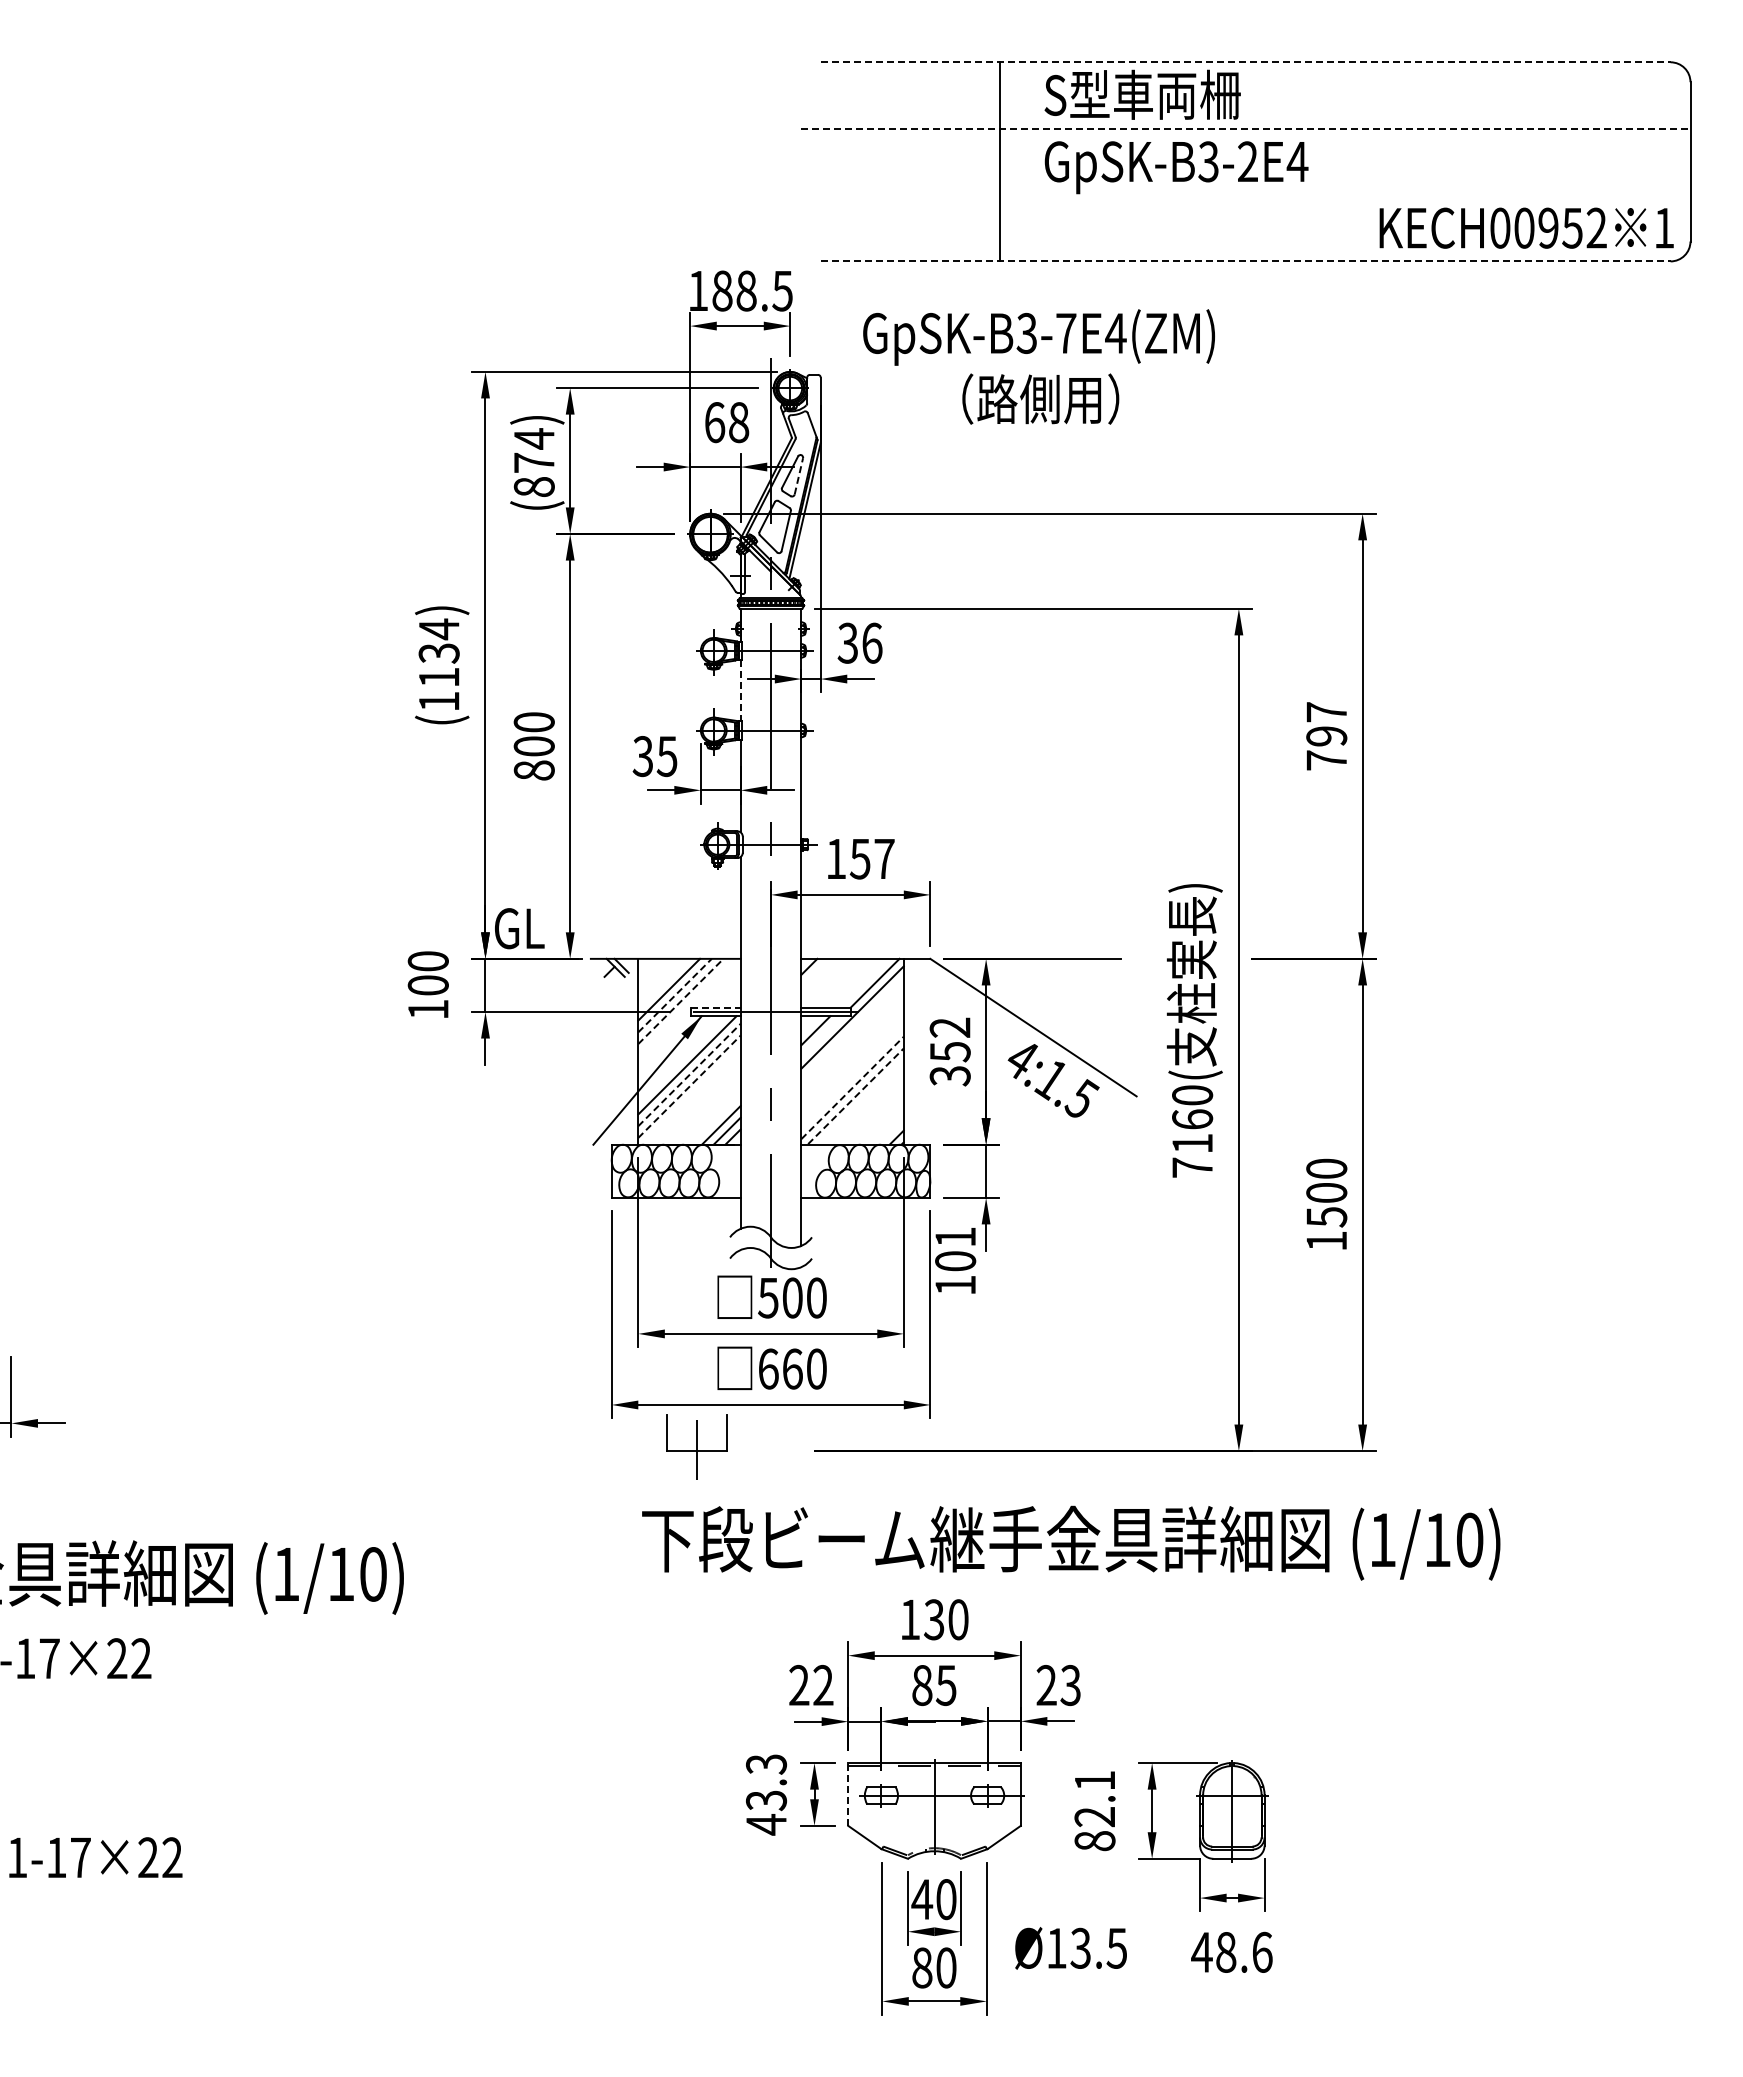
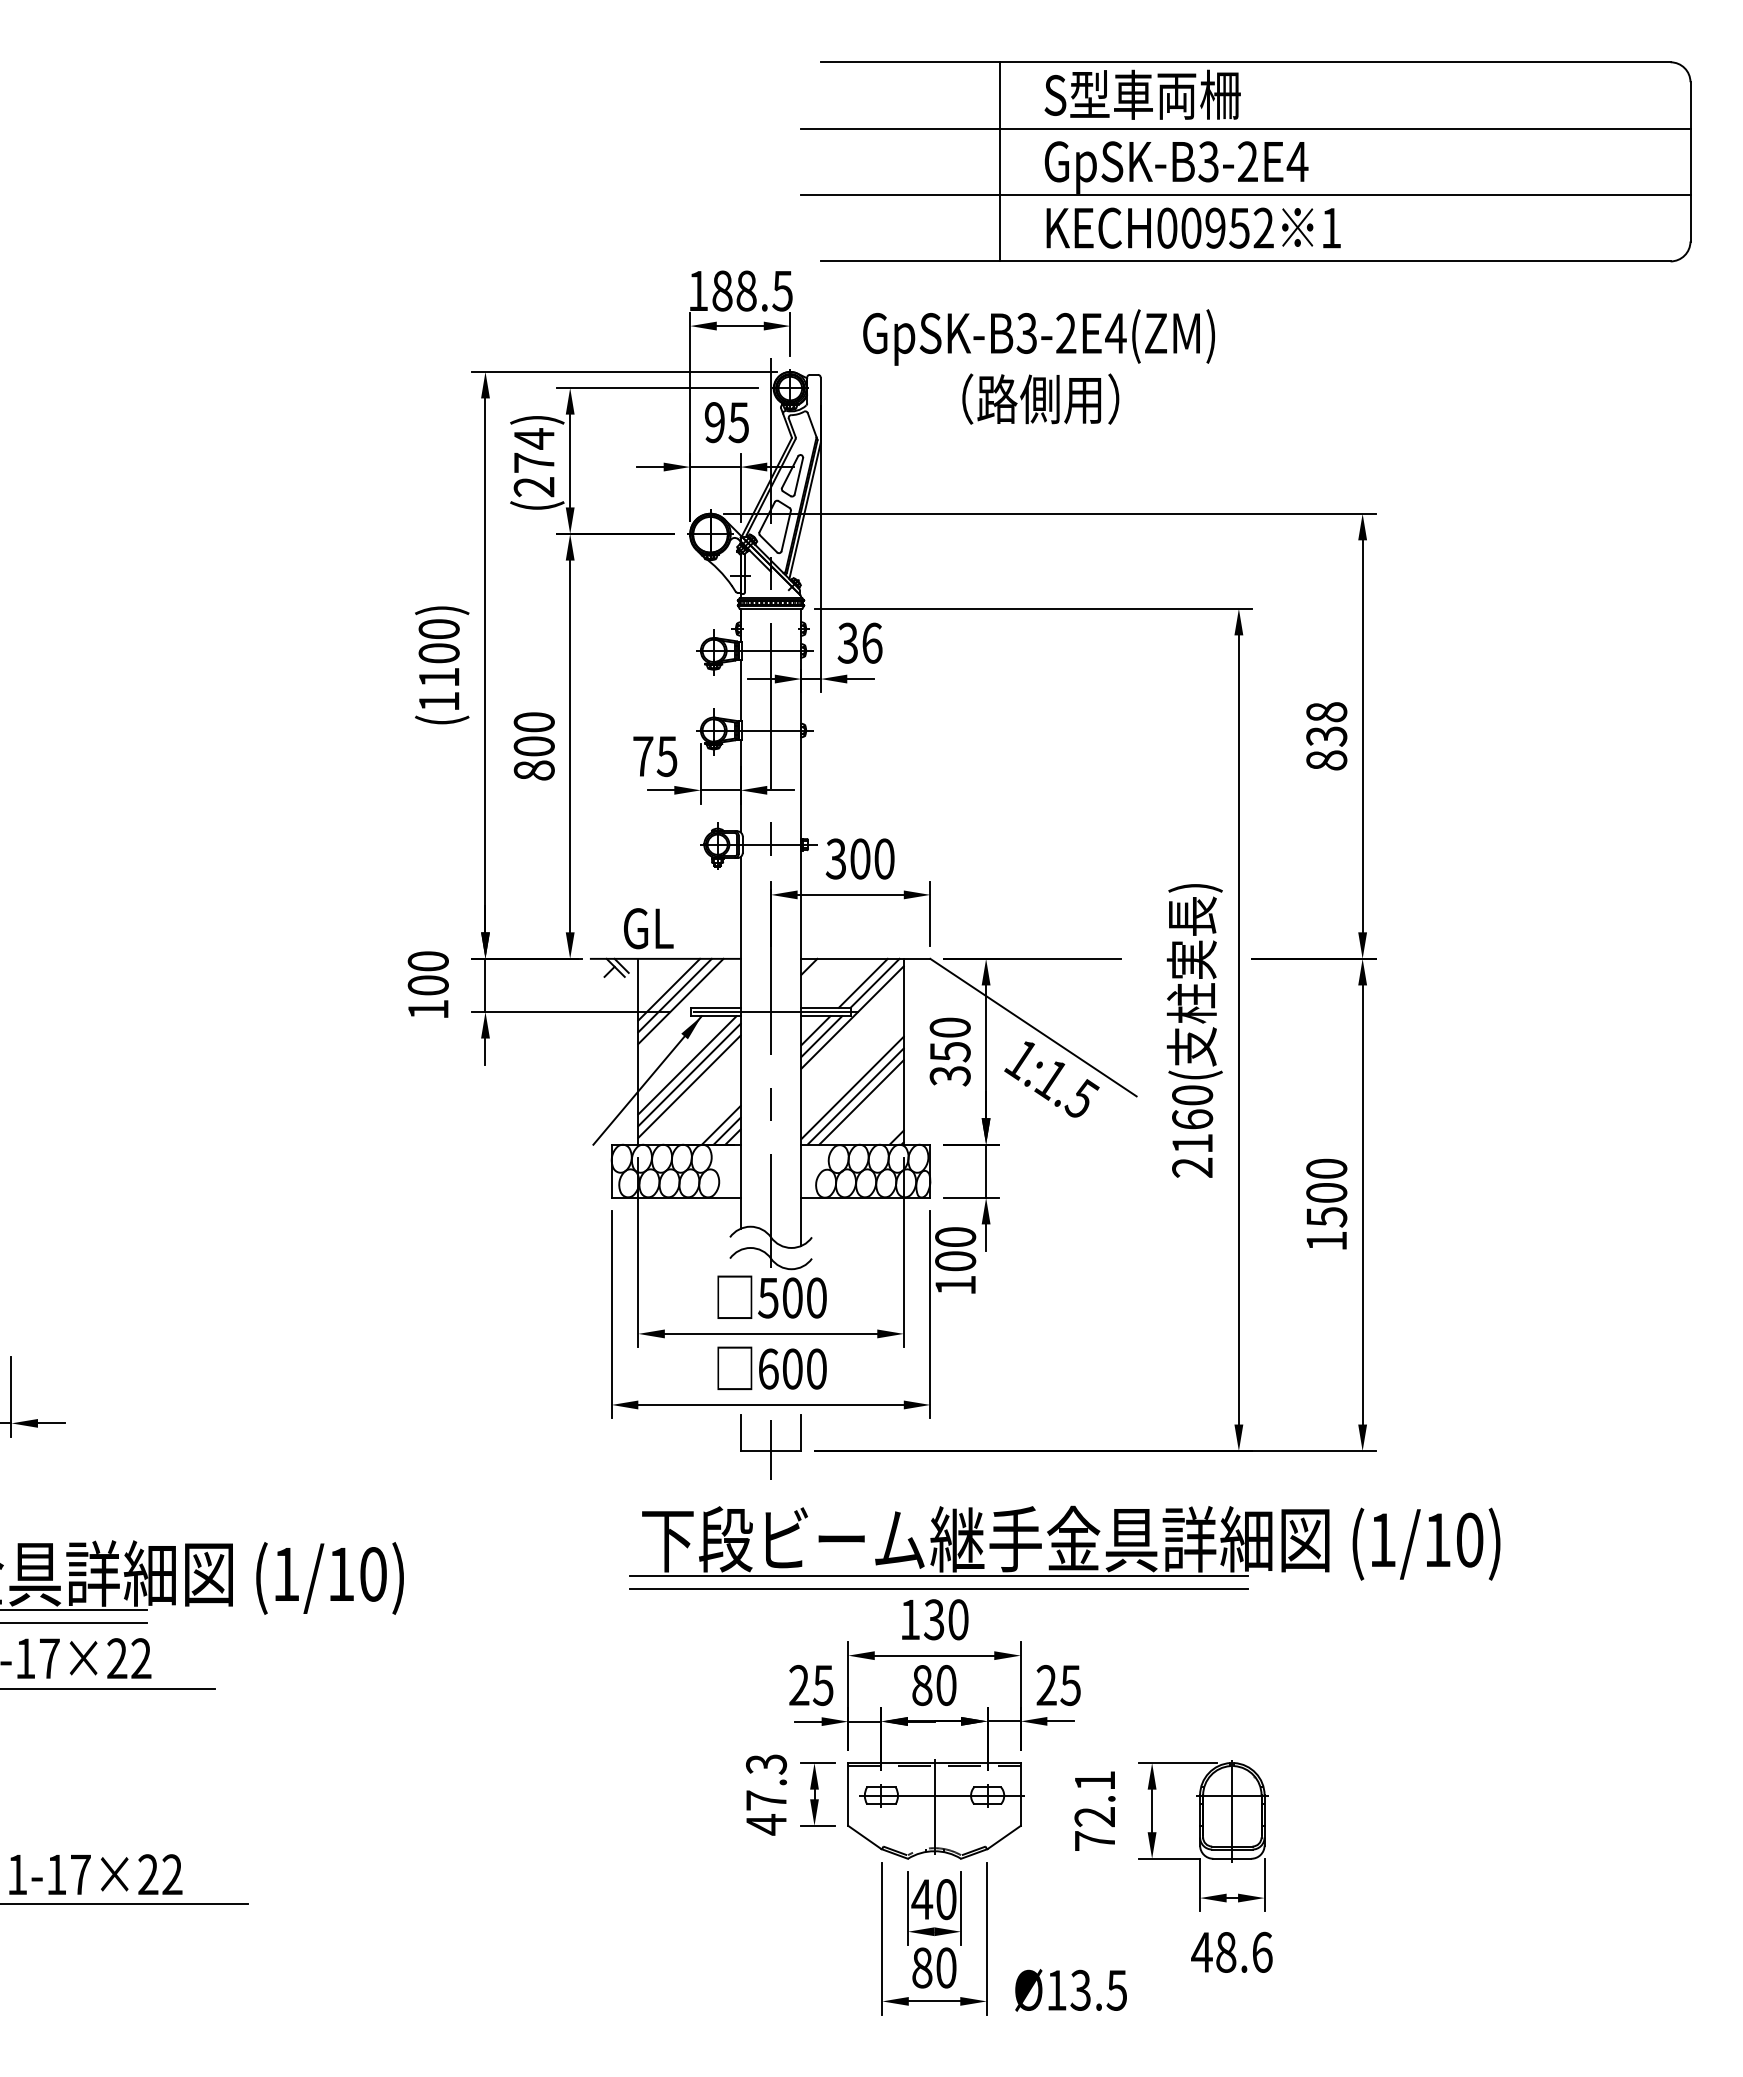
line: dashed -> solid (1245, 62)
line: dashed -> solid (1245, 128)
line: none -> present (1245, 195)
text position: (1526, 227) -> (1193, 227) (1193, 227)
line: dashed -> solid (1245, 261)
text: GpSK-B3-7E4(ZM) -> GpSK-B3-2E4(ZM) (1066, 332)
text: 68 -> 95 (726, 422)
line: dashed -> solid (798, 476)
text: (874) -> (274) (533, 487)
text: (1134) -> (1100) (438, 640)
line: dashed -> solid (740, 690)
text: 797 -> 838 (1326, 736)
text: 35 -> 75 (642, 756)
text: 157 -> 300 (859, 858)
text position: (519, 928) -> (648, 928) (648, 928)
line: none -> present (862, 982)
line: dashed -> solid (675, 995)
line: dashed -> solid (681, 1001)
line: dashed -> solid (716, 1007)
text: 352 -> 350 (949, 1027)
line: none -> present (821, 1036)
text: 4:1.5 -> 1:1.5 (1020, 1060)
line: dashed -> solid (689, 1074)
line: dashed -> solid (689, 1086)
line: dashed -> solid (852, 1087)
line: dashed -> solid (855, 1096)
line: none -> present (861, 1102)
text: 7160( -> 2160( (1192, 1167)
text: 101 -> 100 (955, 1236)
text: 660 -> 600 (792, 1368)
part position: (696, 1446) -> (770, 1446) (770, 1446)
line: none -> present (938, 1575)
line: none -> present (938, 1588)
line: none -> present (74, 1609)
line: none -> present (74, 1623)
text: 85 -> 80 (945, 1684)
text: 23 -> 25 (1070, 1684)
text: 22 -> 25 (822, 1685)
line: none -> present (108, 1689)
line: dashed -> solid (848, 1793)
text: 43.3 -> 47.3 (766, 1800)
text: 82.1 -> 72.1 (1094, 1841)
text position: (95, 1857) -> (95, 1874) (95, 1874)
line: none -> present (125, 1904)
text position: (1070, 1948) -> (1070, 1990) (1070, 1990)
